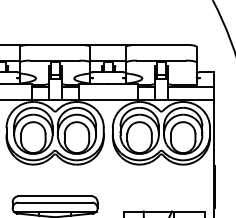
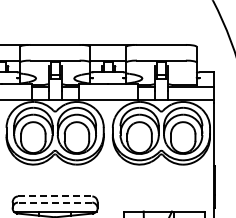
line: solid -> dashed (55, 196)
line: solid -> dashed (54, 202)
